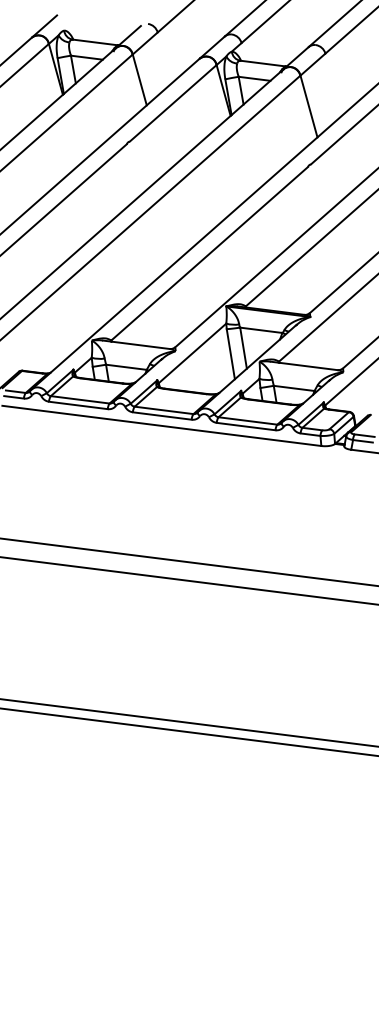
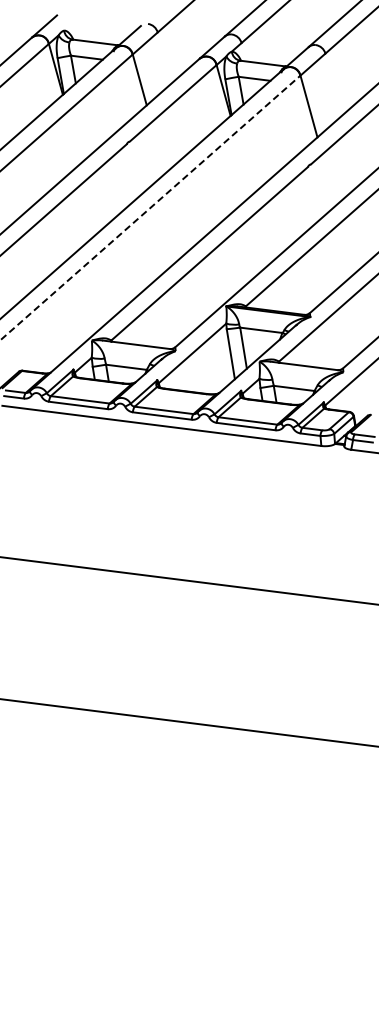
line: solid -> dashed (150, 207)
line: present -> none (188, 561)
line: present -> none (188, 731)
